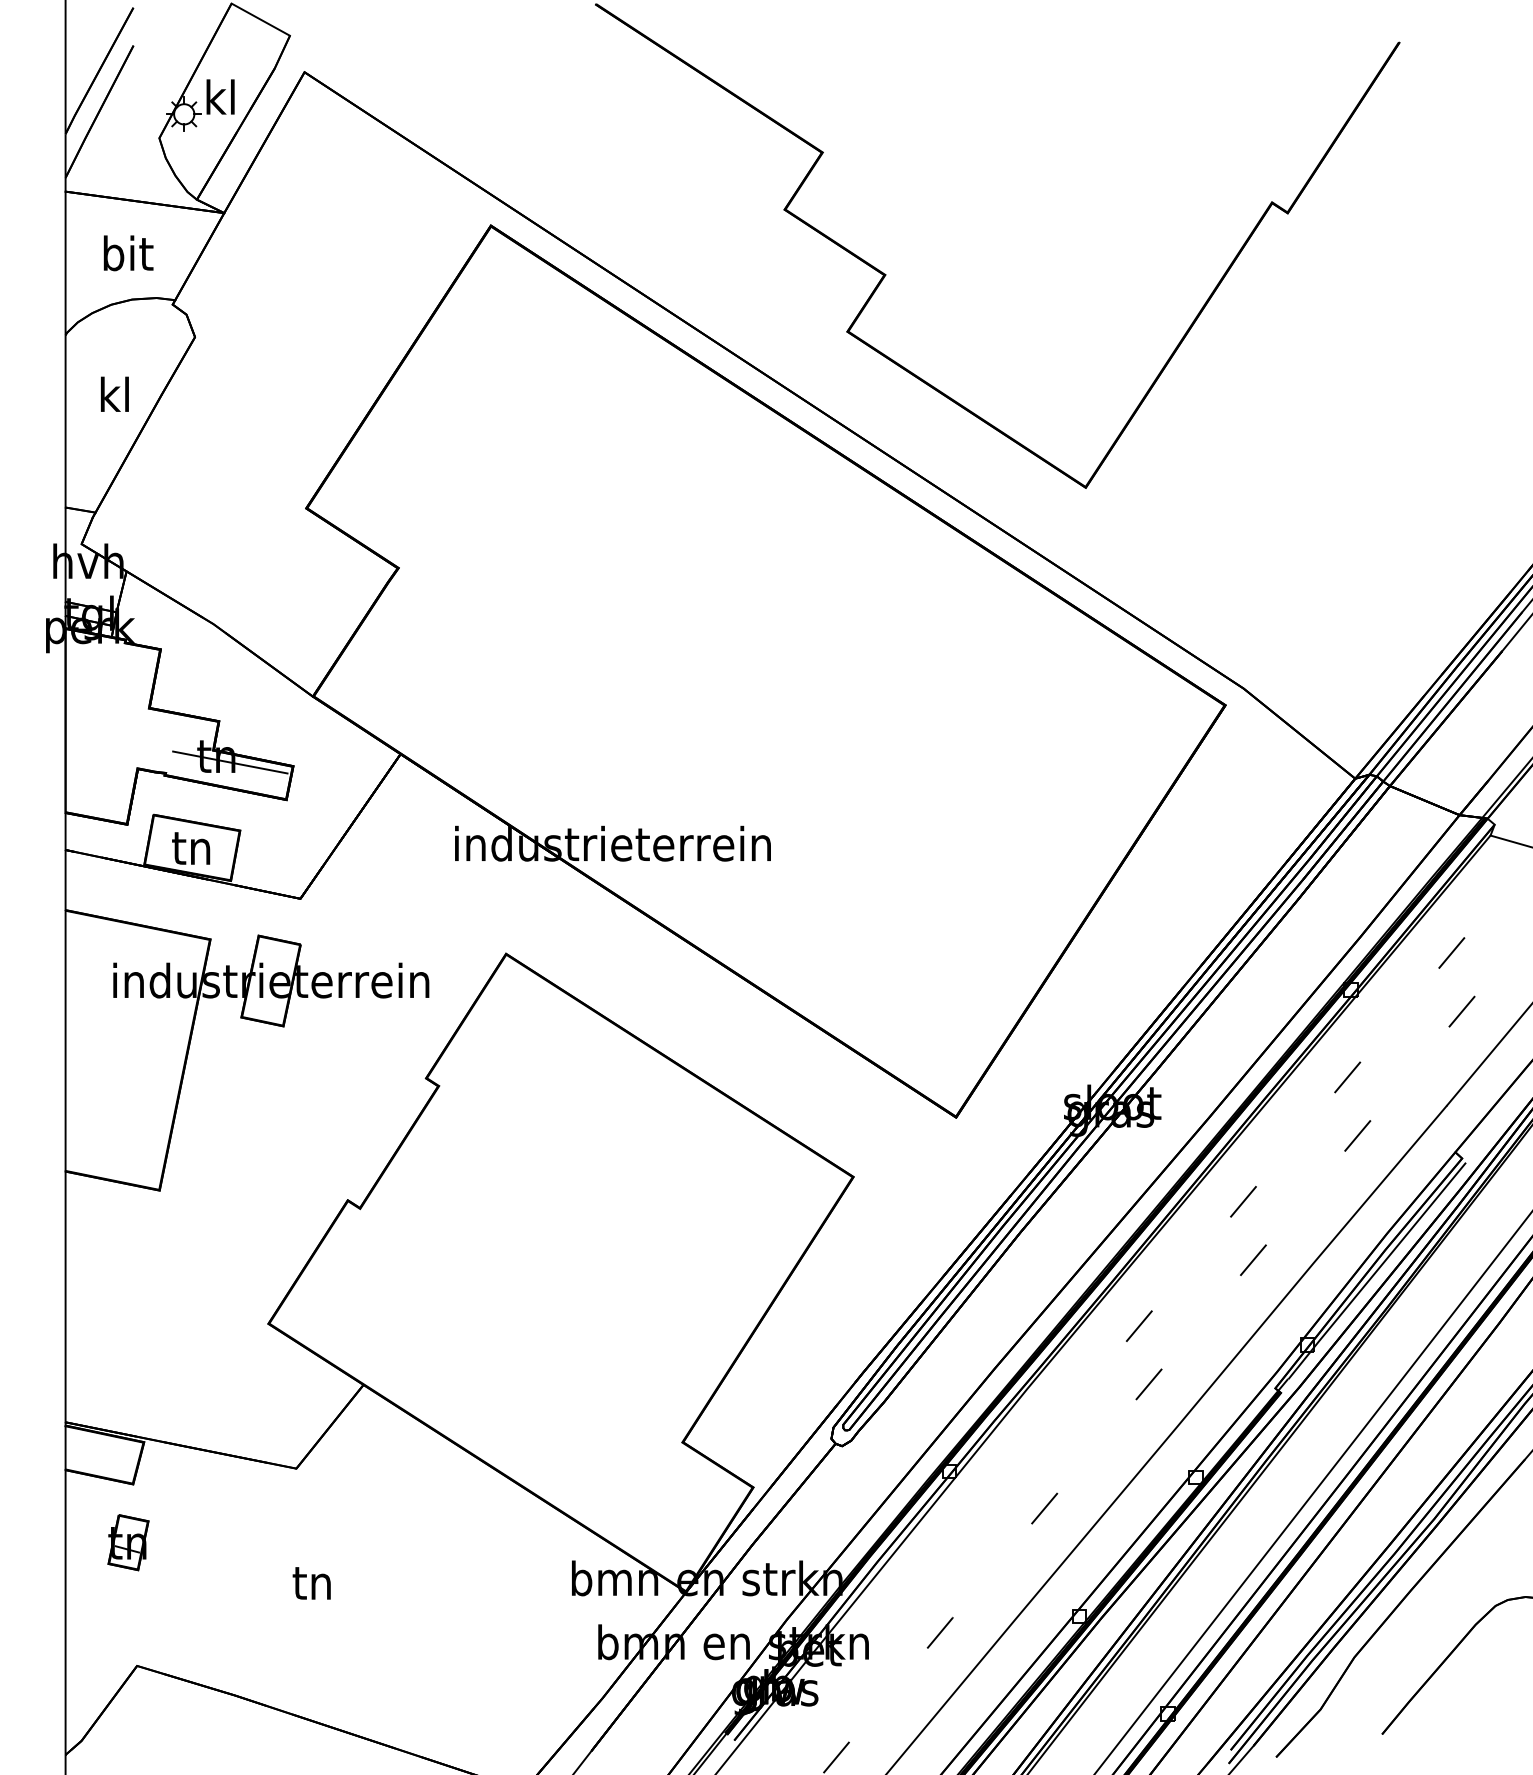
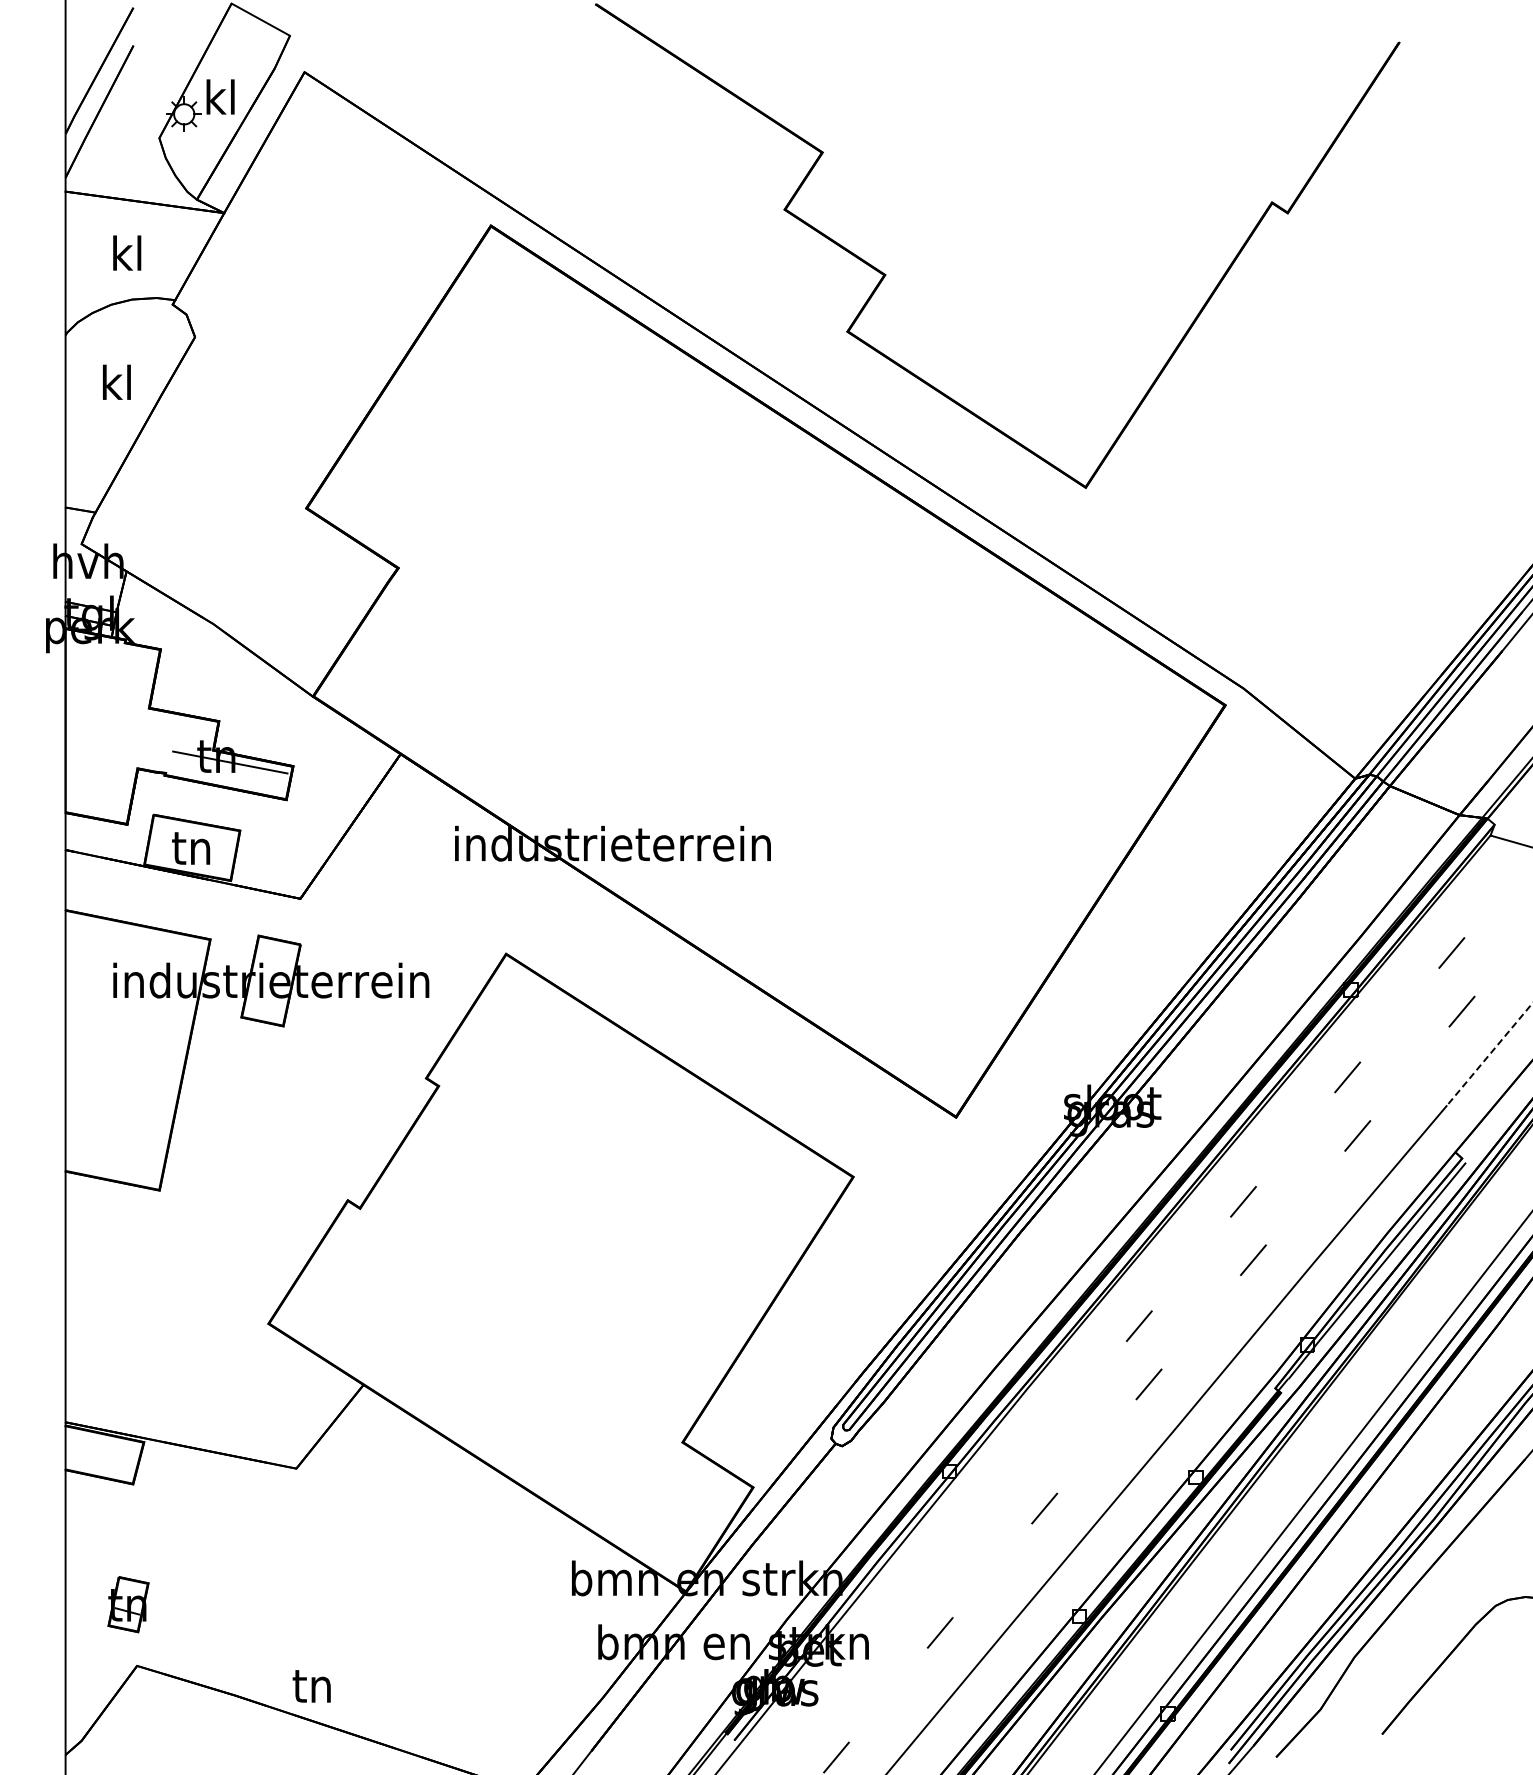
text: bit -> kl (128, 253)
text position: (114, 393) -> (116, 381) (116, 381)
line: solid -> dashed (1489, 1054)
part position: (128, 1542) -> (128, 1604) (128, 1604)
text position: (311, 1583) -> (311, 1686) (311, 1686)
